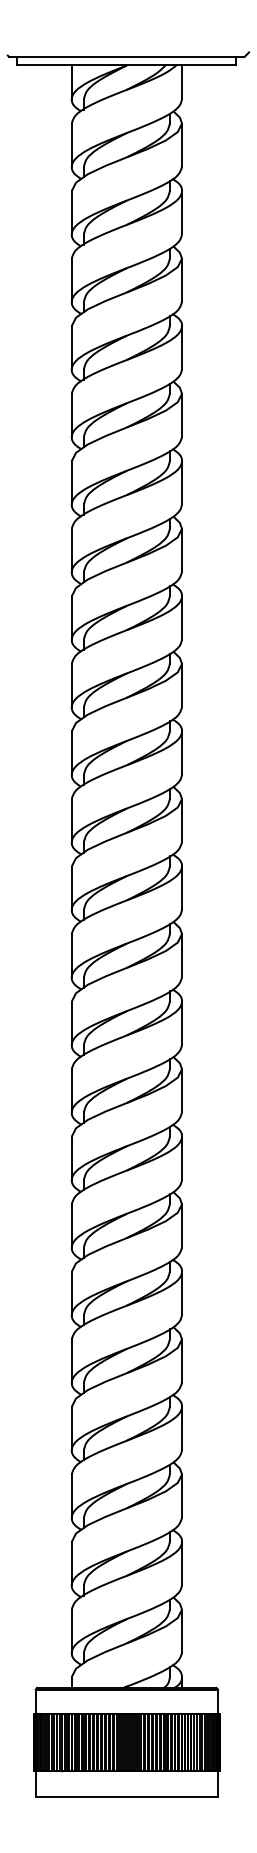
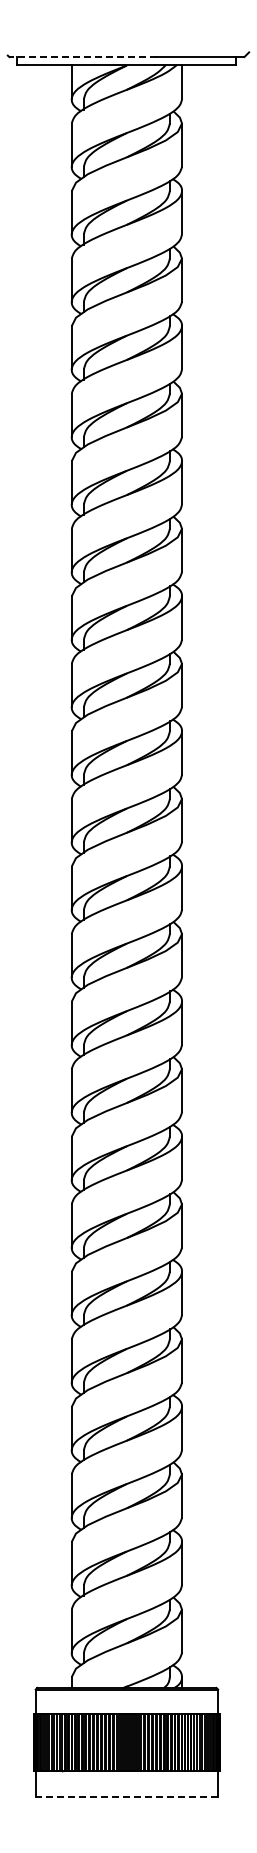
line: solid -> dashed (82, 57)
line: solid -> dashed (126, 1797)
